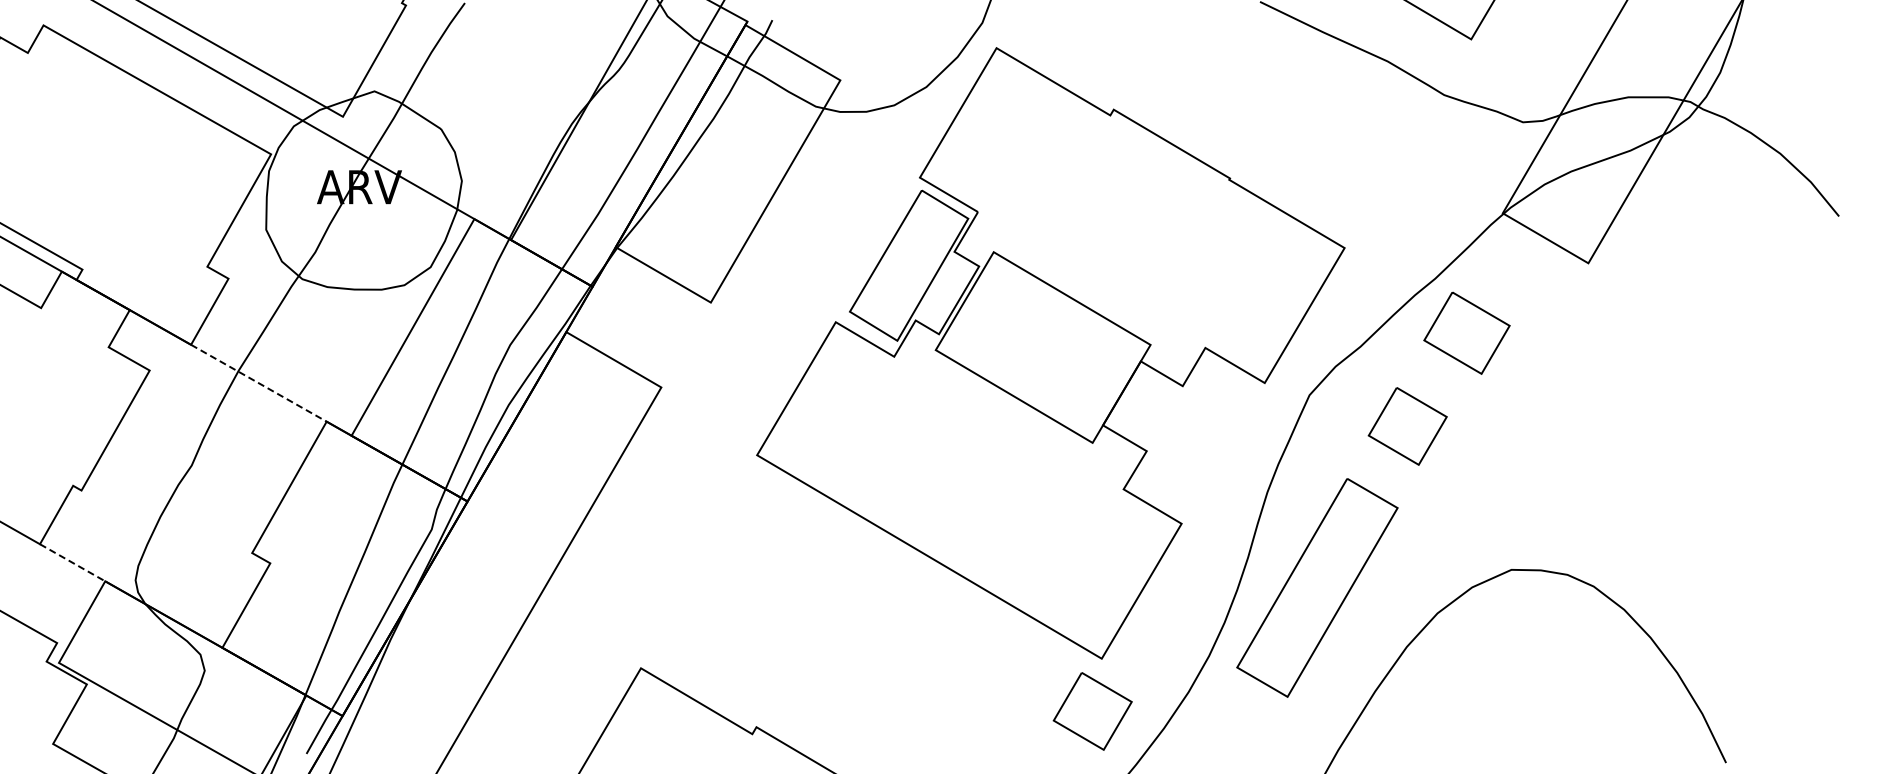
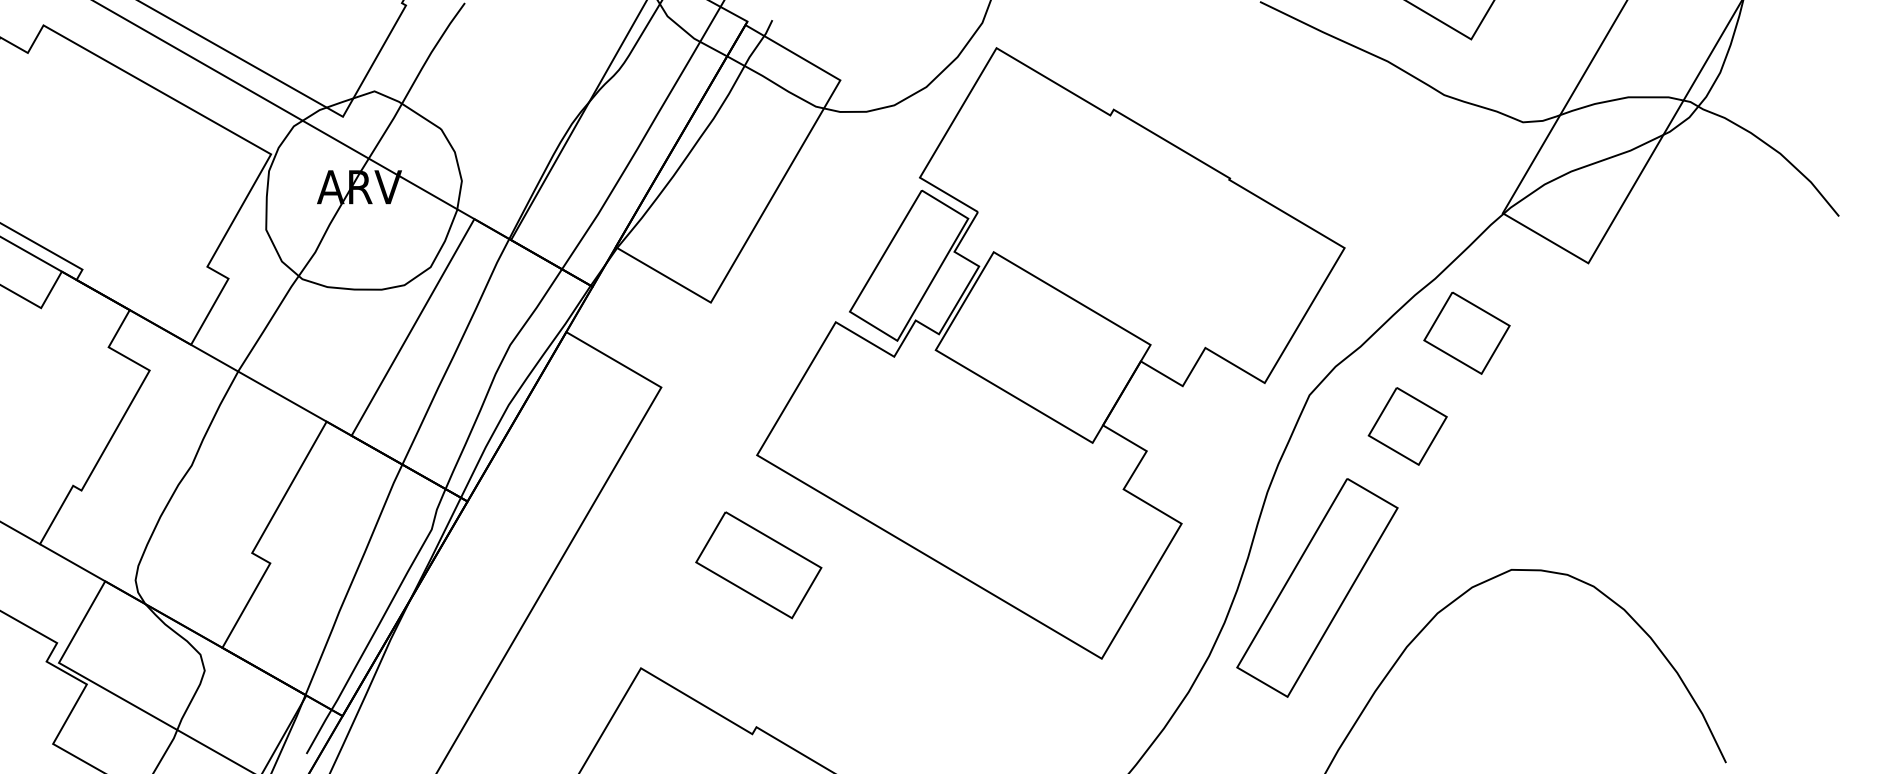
line: dashed -> solid (258, 383)
line: dashed -> solid (72, 562)
part: none -> present (758, 565)
part: present -> none (1092, 711)
